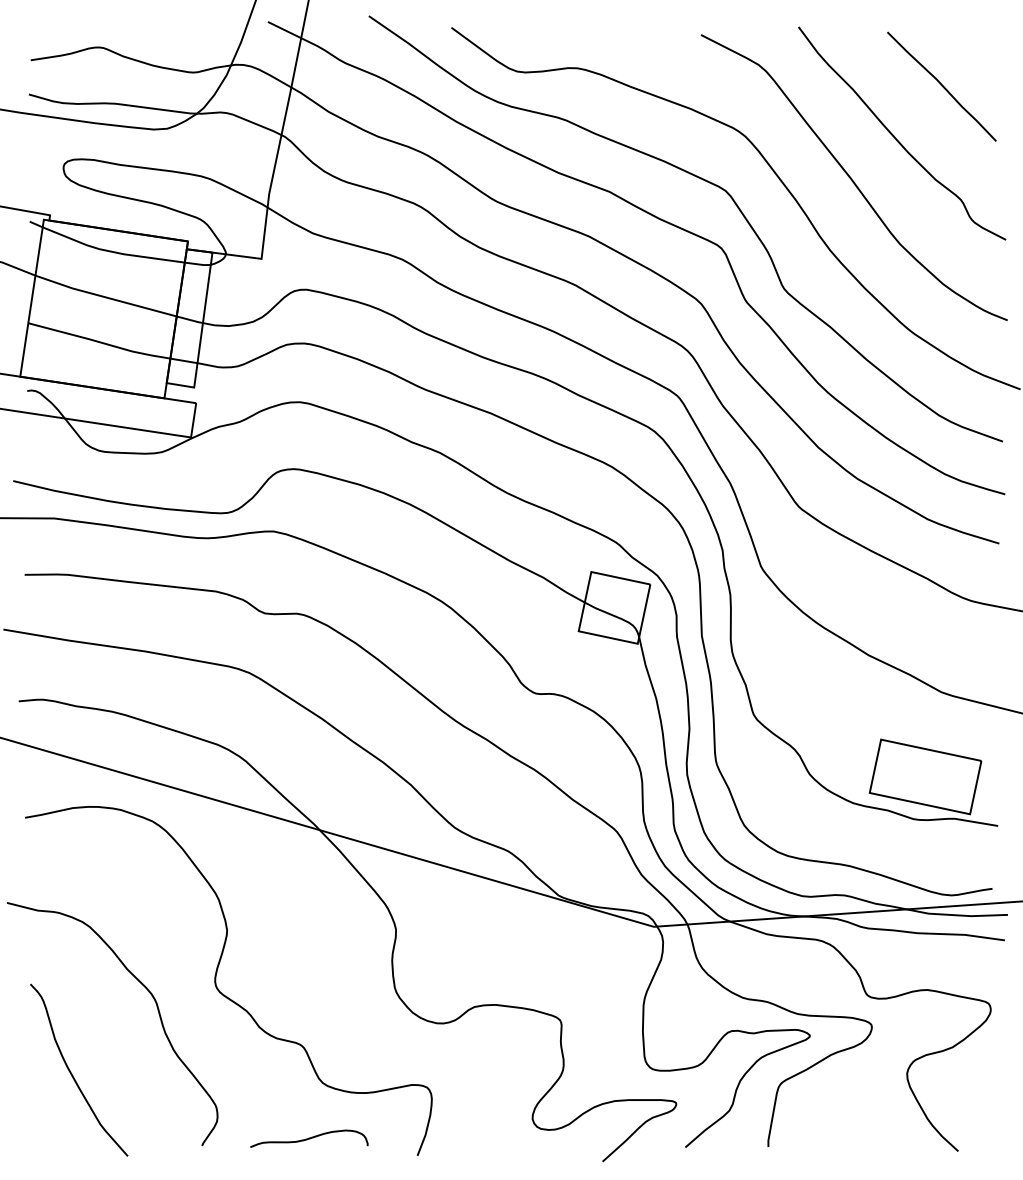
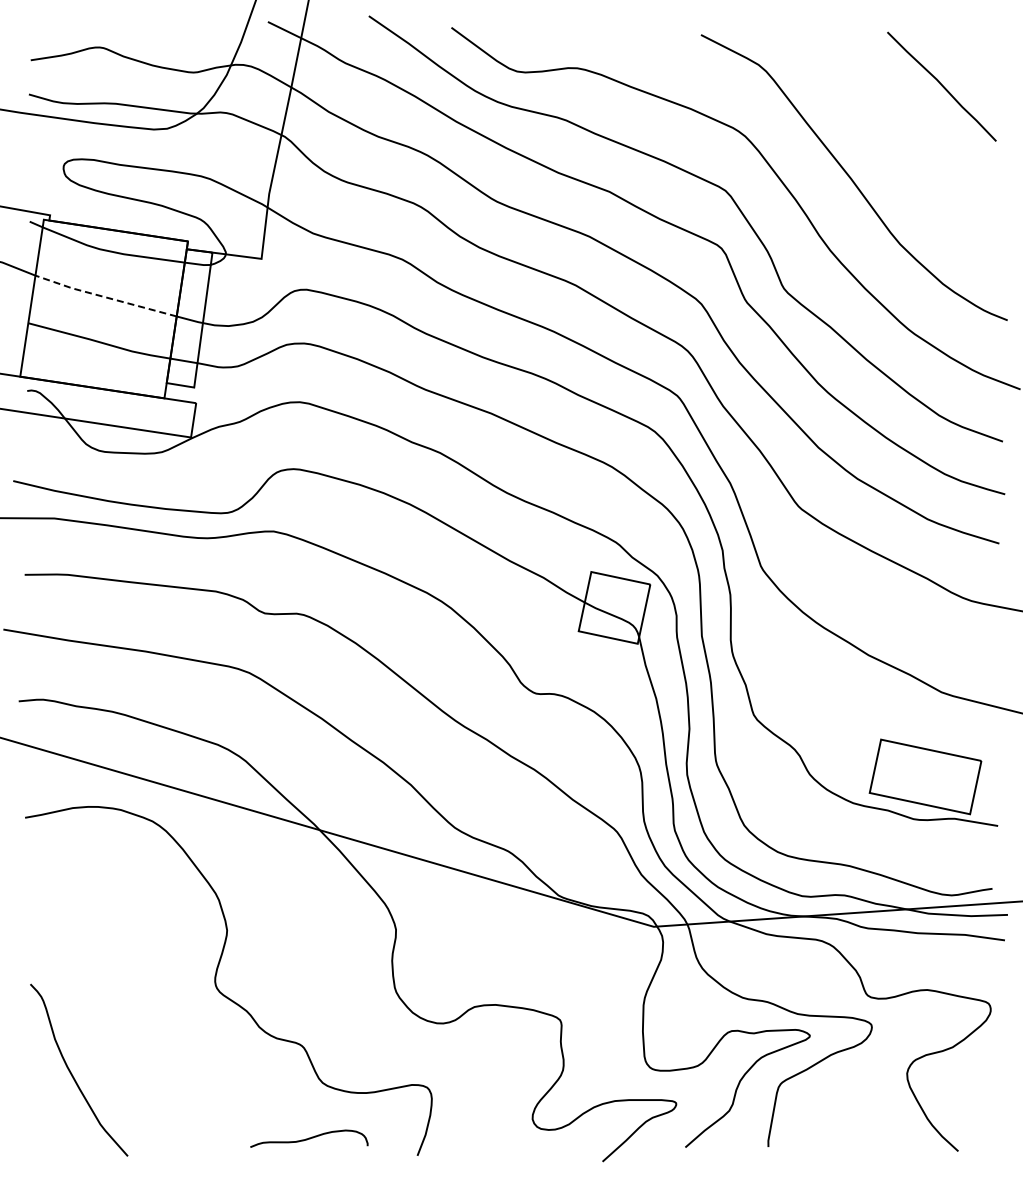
curve: present -> none (895, 136)
line: solid -> dashed (104, 297)
curve: present -> none (158, 1014)
